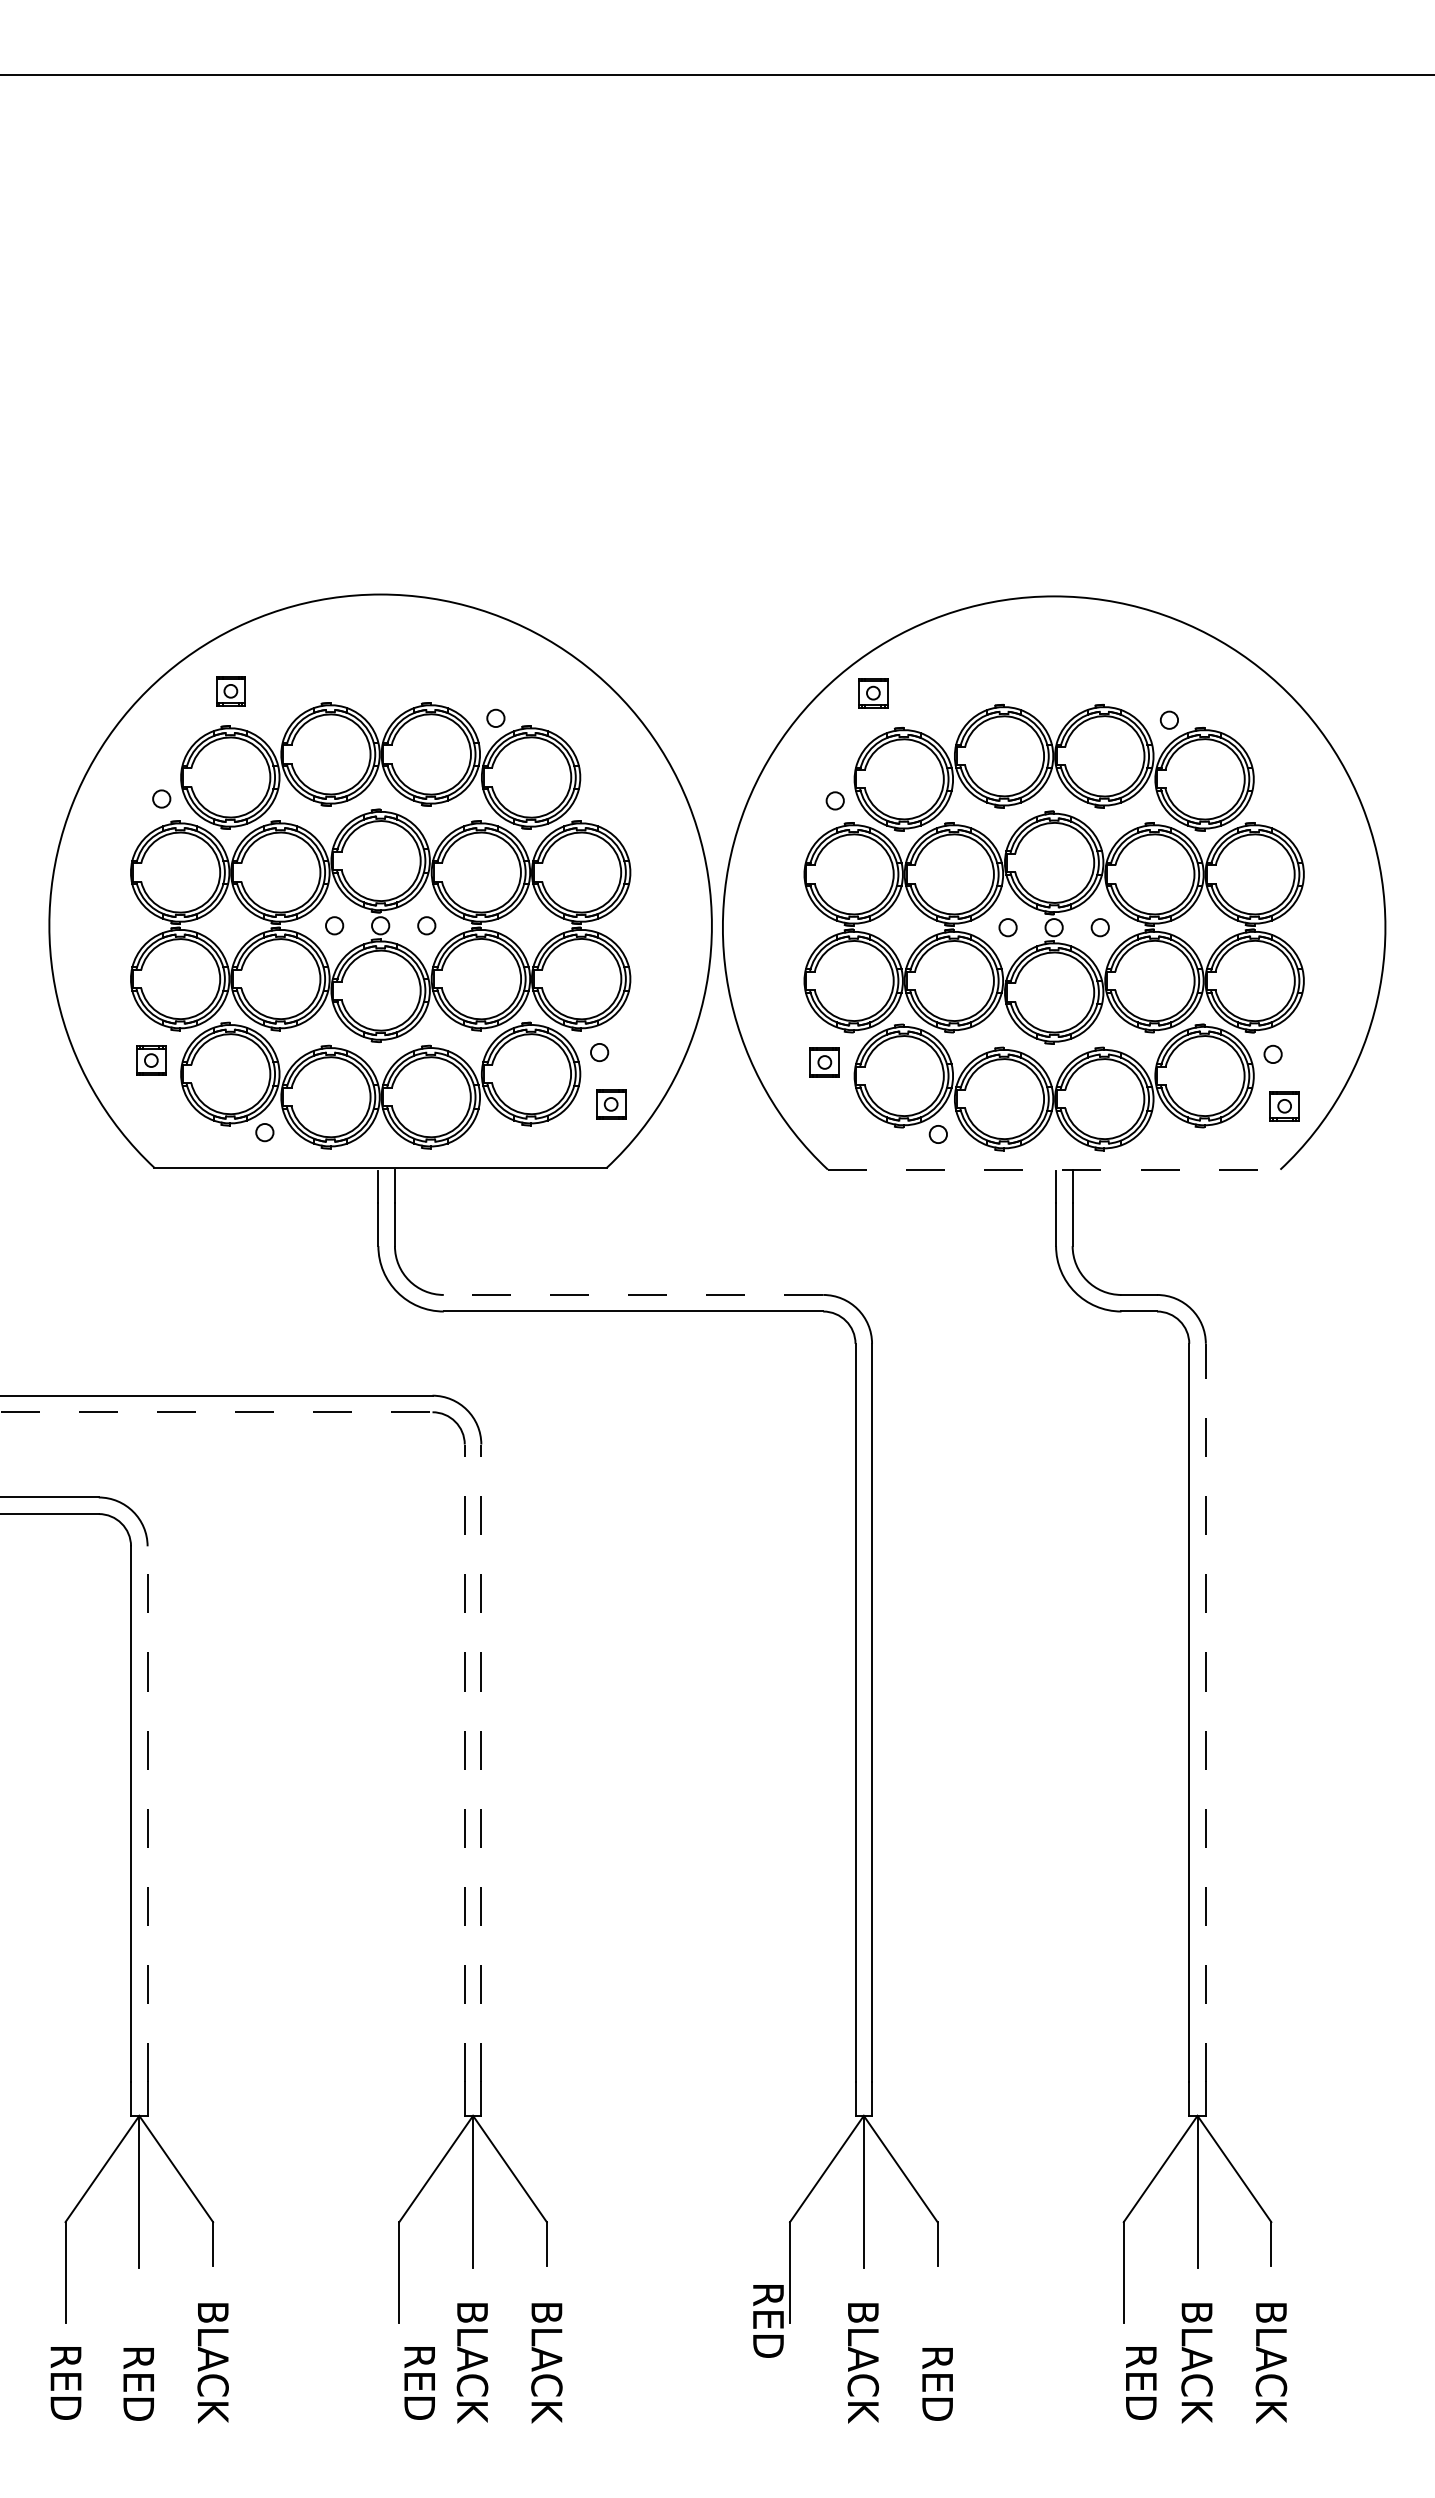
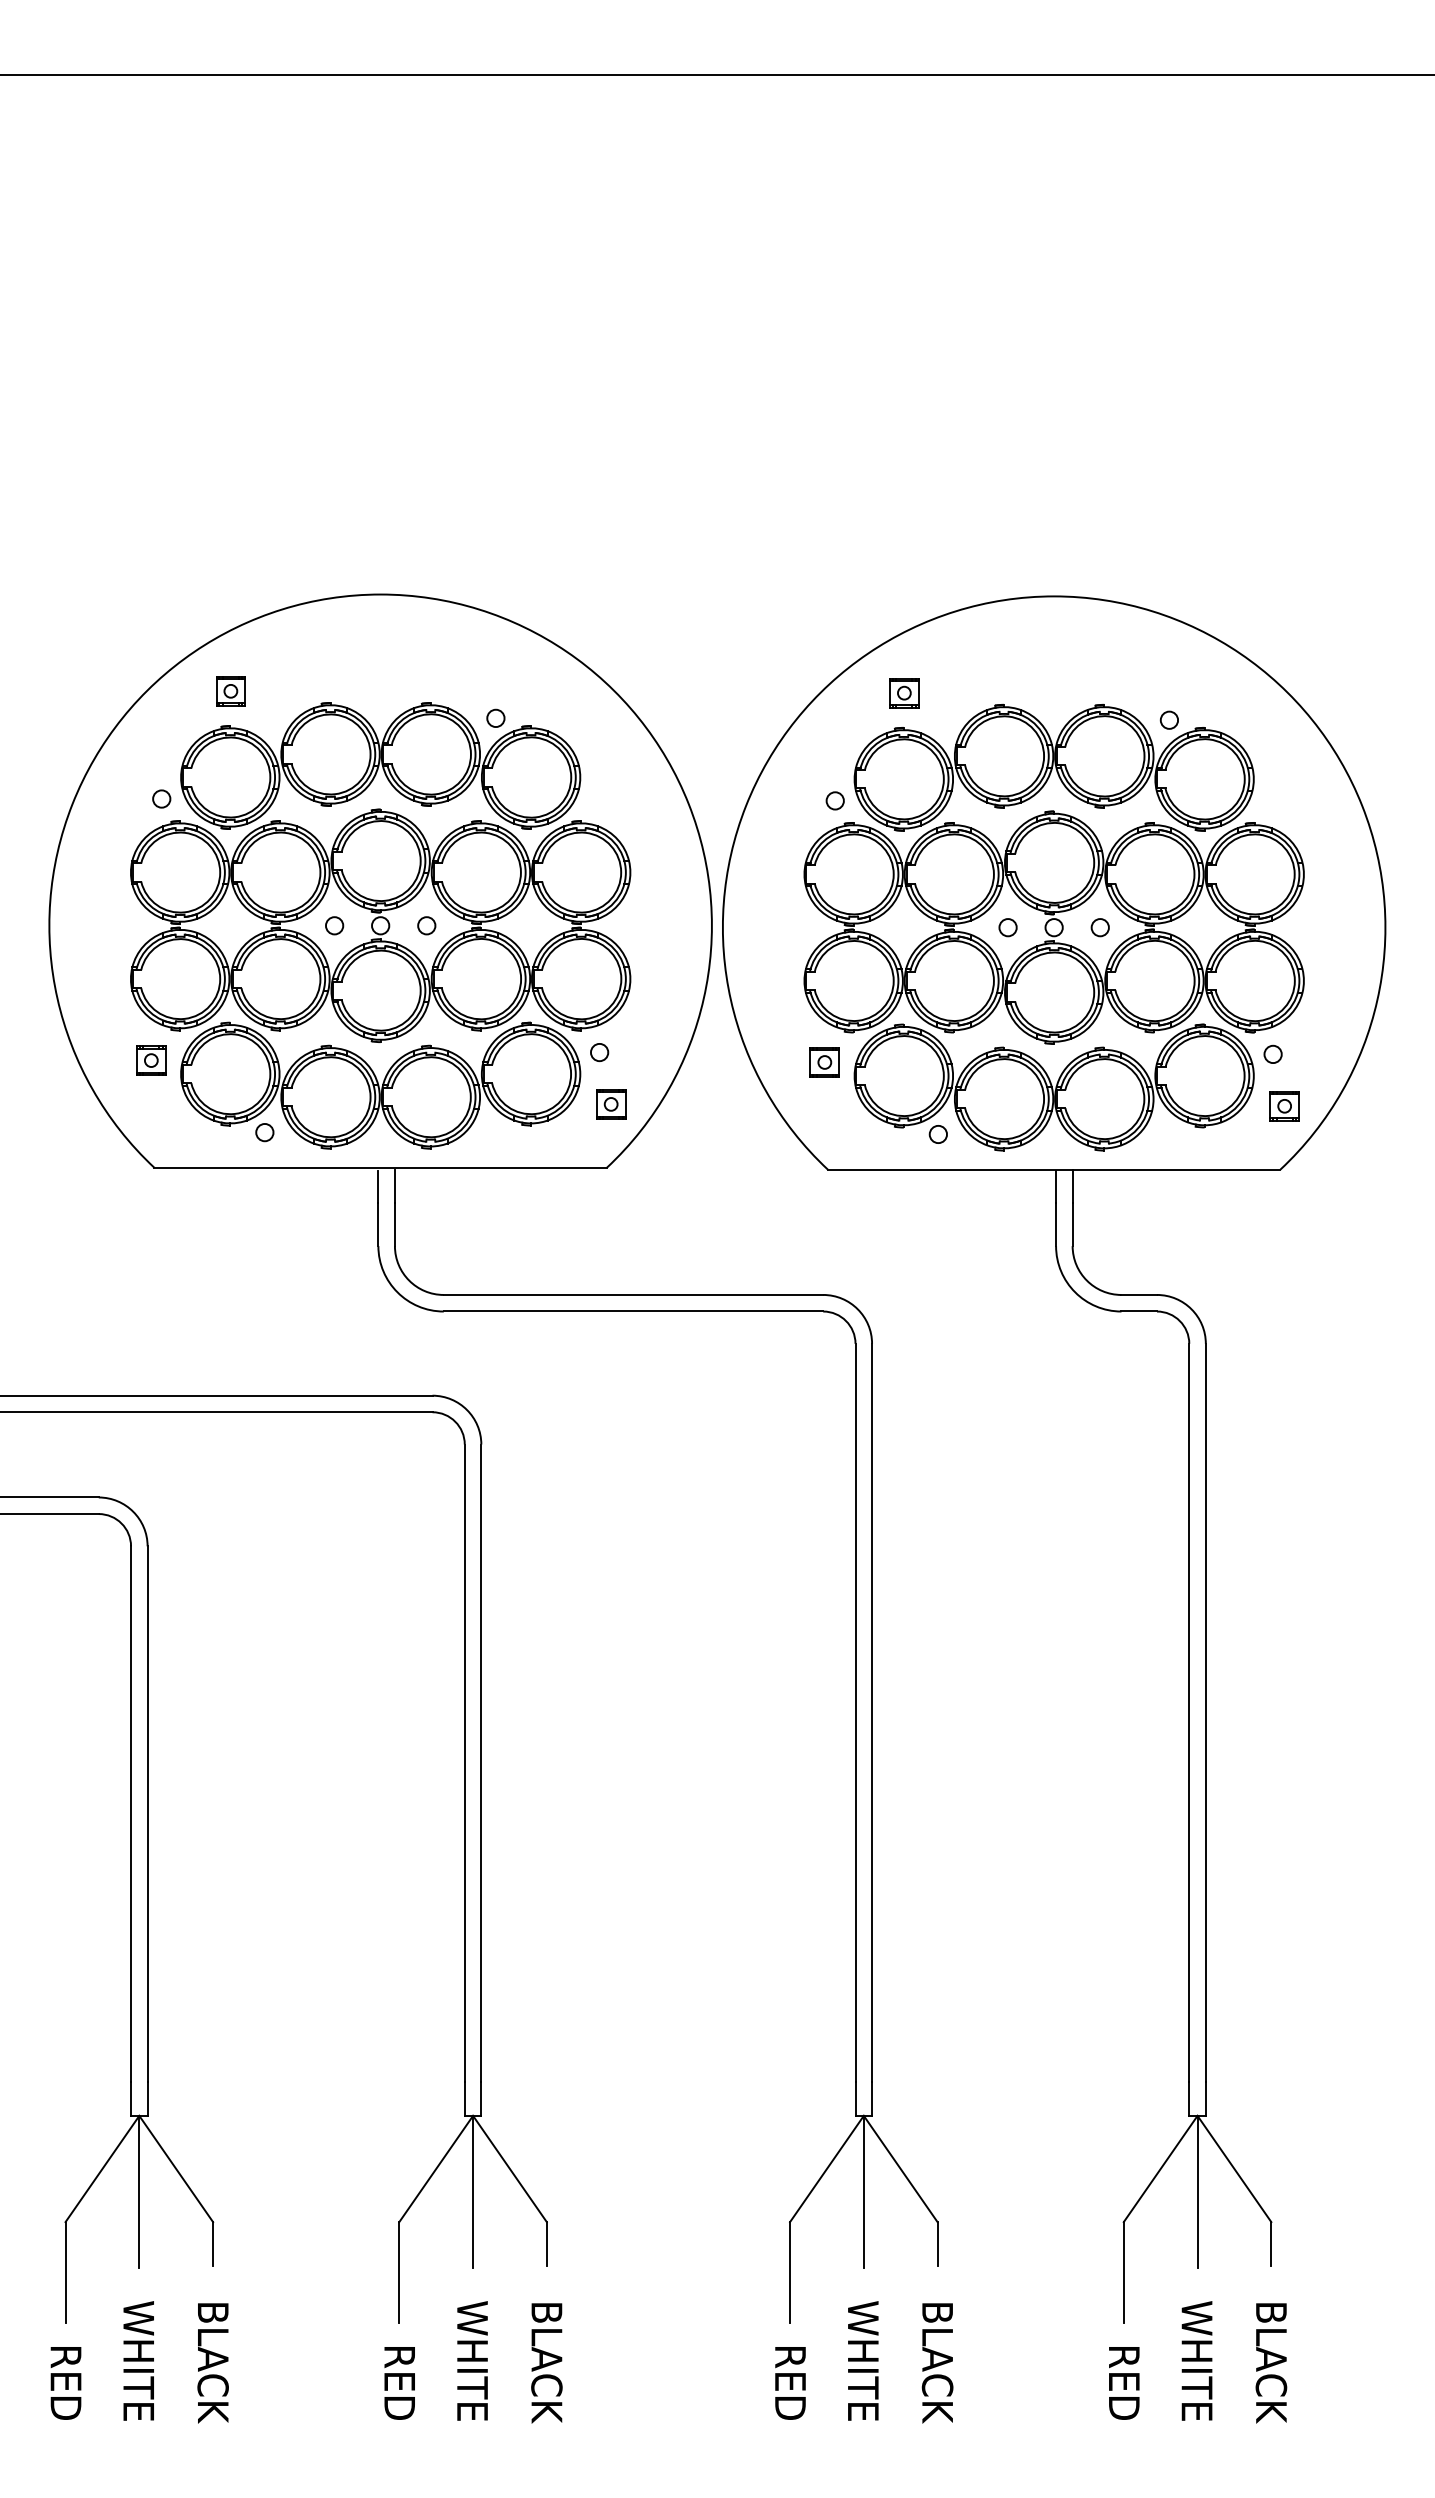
part position: (873, 693) -> (904, 693) (904, 693)
line: dashed -> solid (1054, 1169)
line: dashed -> solid (633, 1294)
line: dashed -> solid (216, 1412)
line: dashed -> solid (1205, 1712)
line: dashed -> solid (464, 1763)
line: dashed -> solid (481, 1763)
line: dashed -> solid (147, 1814)
text position: (768, 2321) -> (790, 2383) (790, 2383)
text: RED -> WHITE (138, 2360)
text: BLACK -> WHITE (472, 2362)
text: BLACK -> WHITE (863, 2362)
text: BLACK -> WHITE (1196, 2362)
text: RED -> BLACK (937, 2363)
text position: (419, 2383) -> (399, 2383) (399, 2383)
text position: (1141, 2383) -> (1124, 2383) (1124, 2383)
